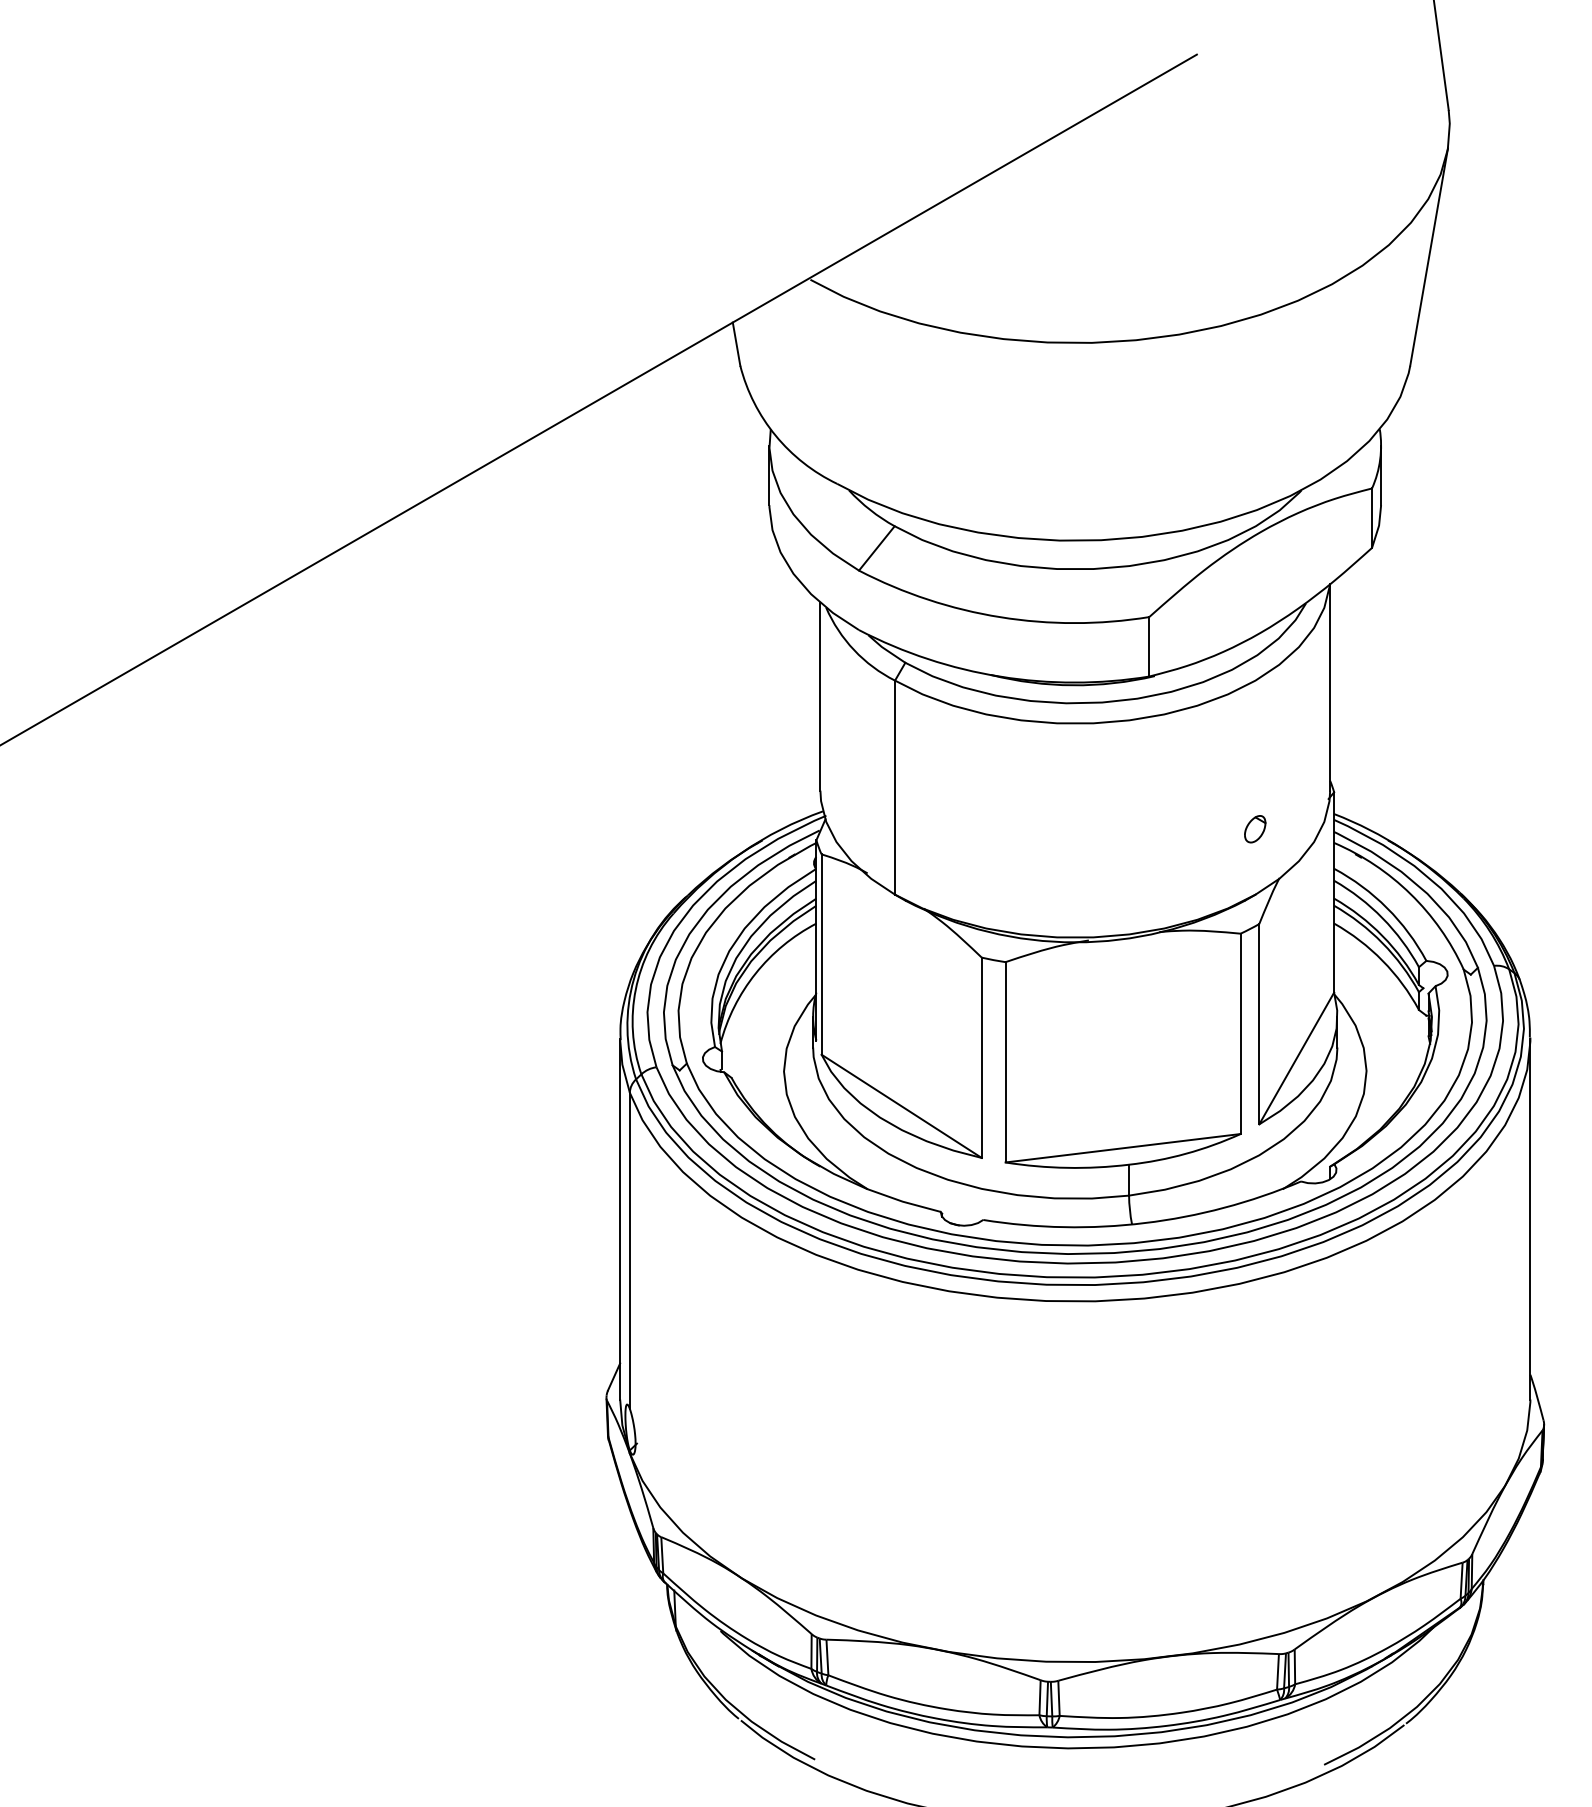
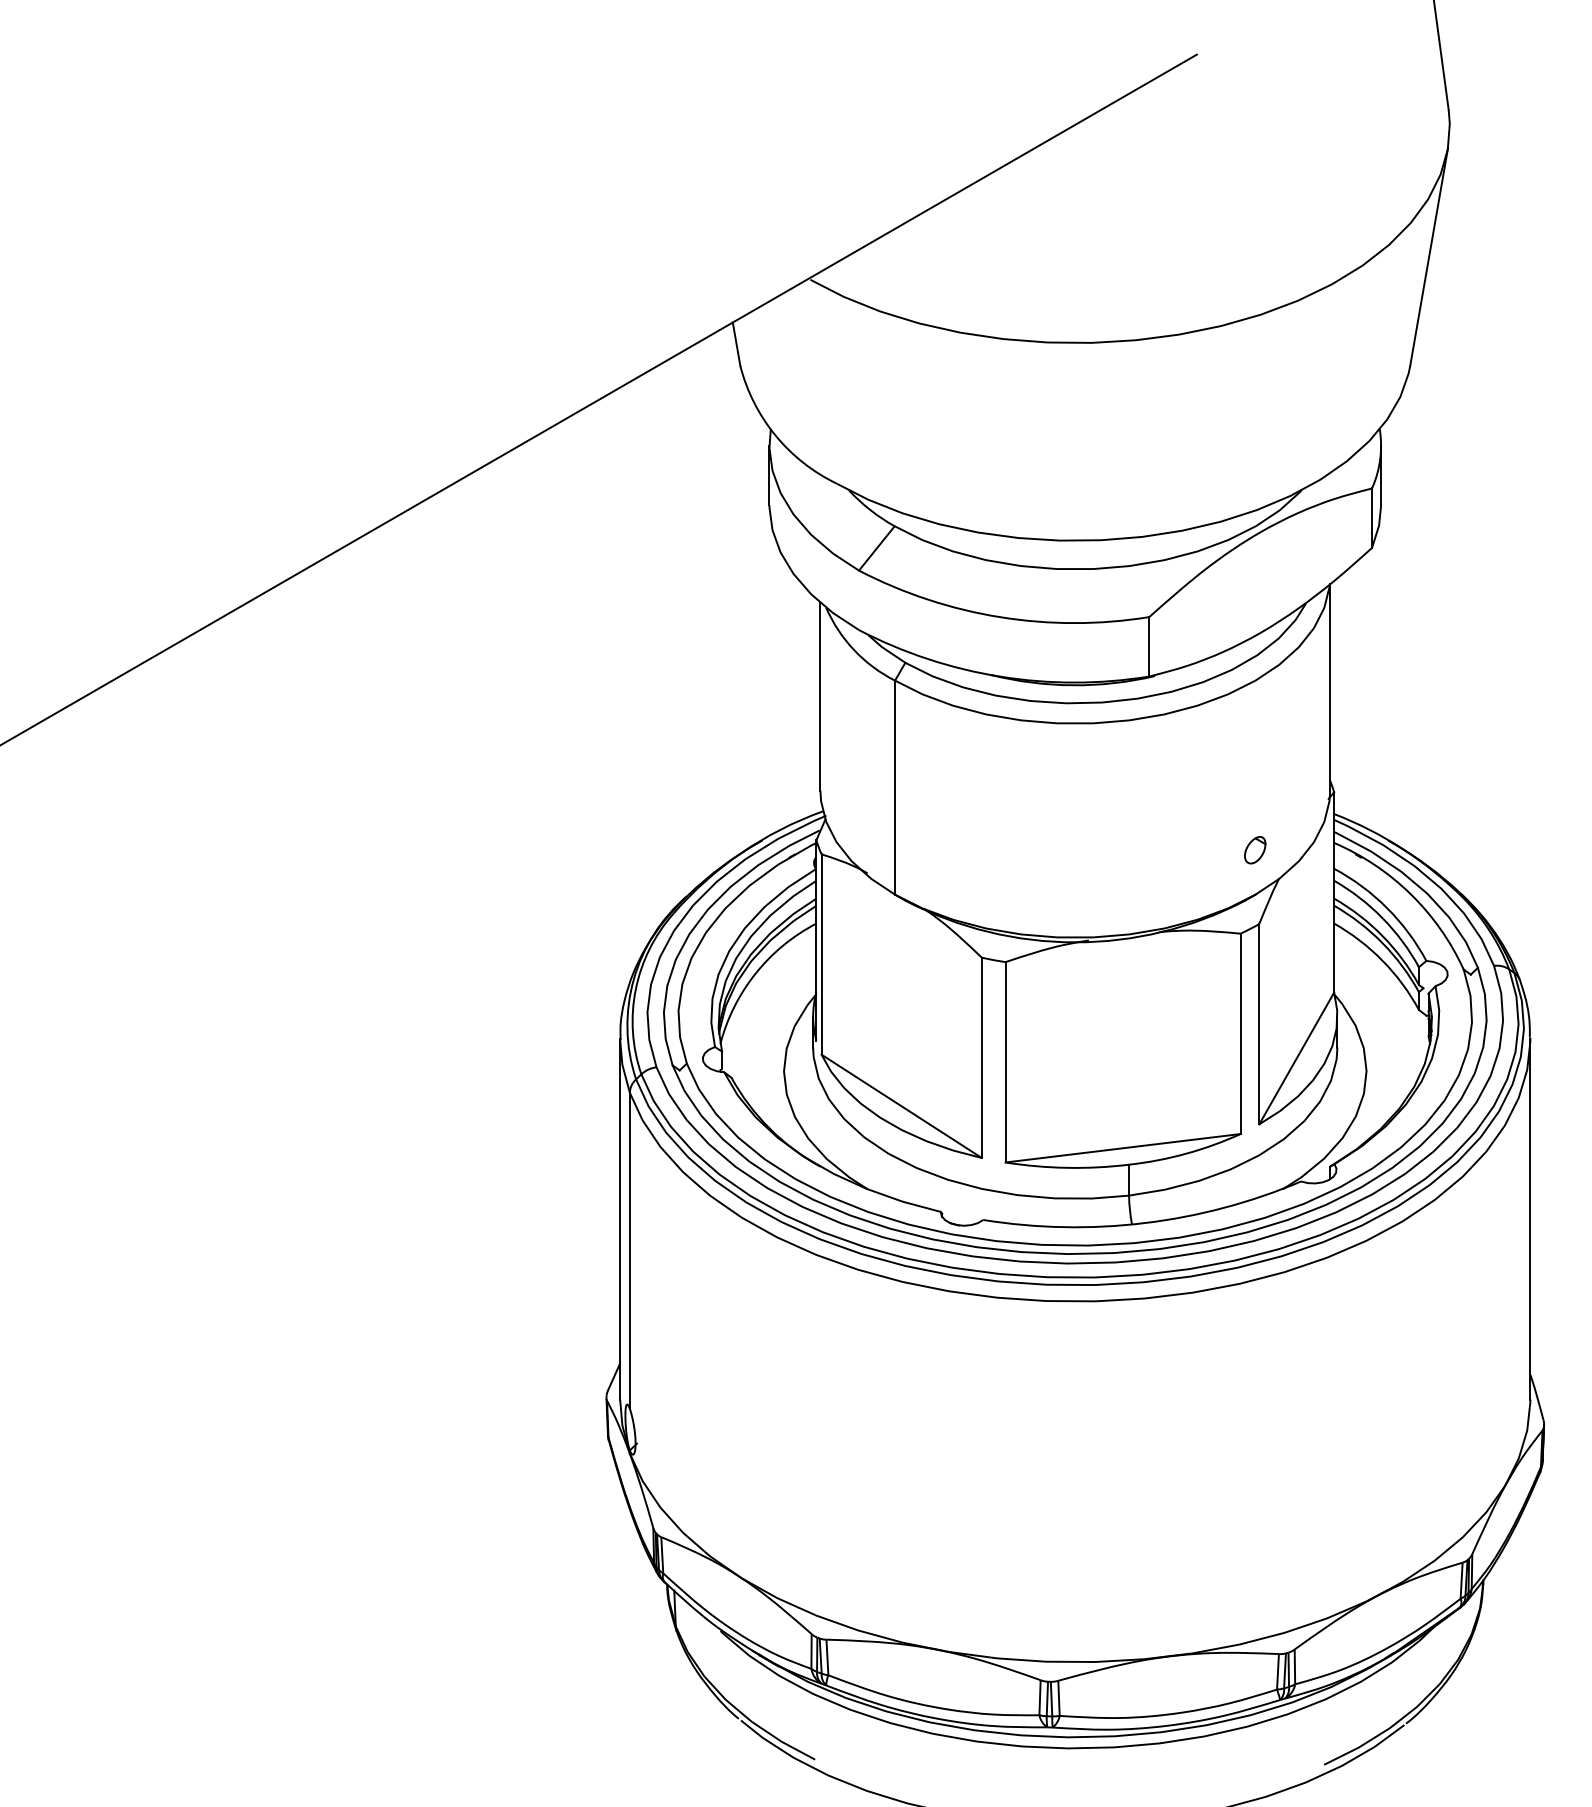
part position: (1255, 829) -> (1255, 850) (1255, 850)
